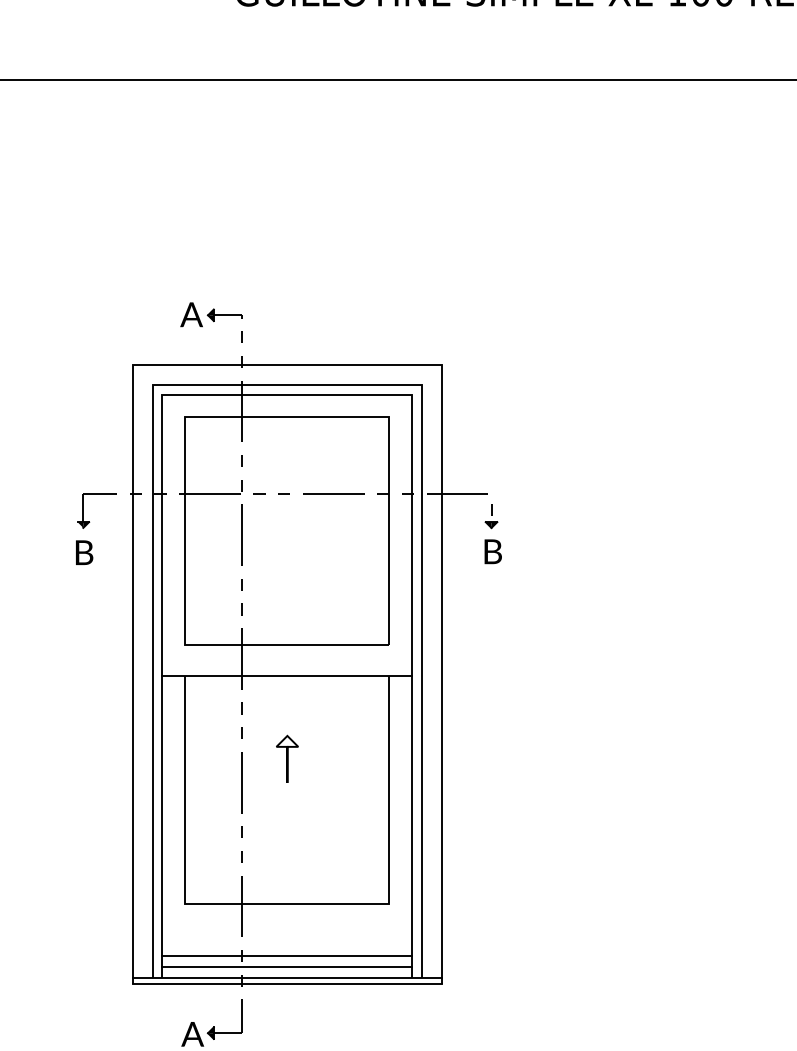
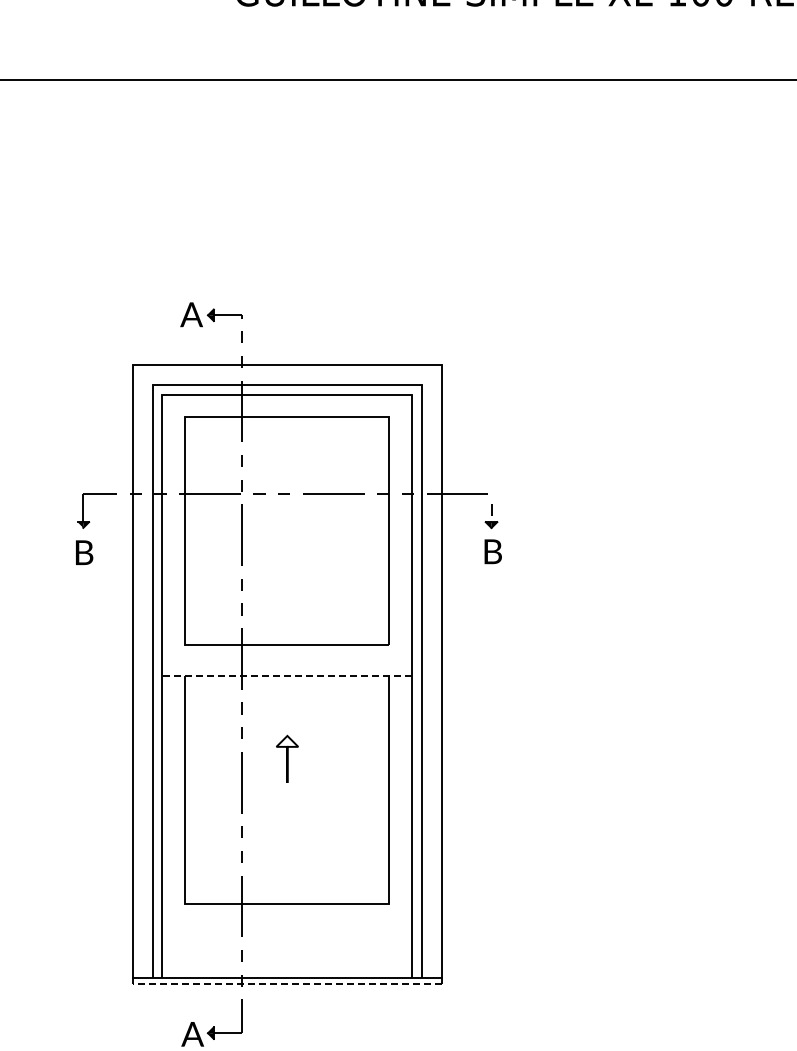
line: solid -> dashed (287, 676)
line: present -> none (287, 956)
line: present -> none (287, 967)
line: solid -> dashed (287, 983)
